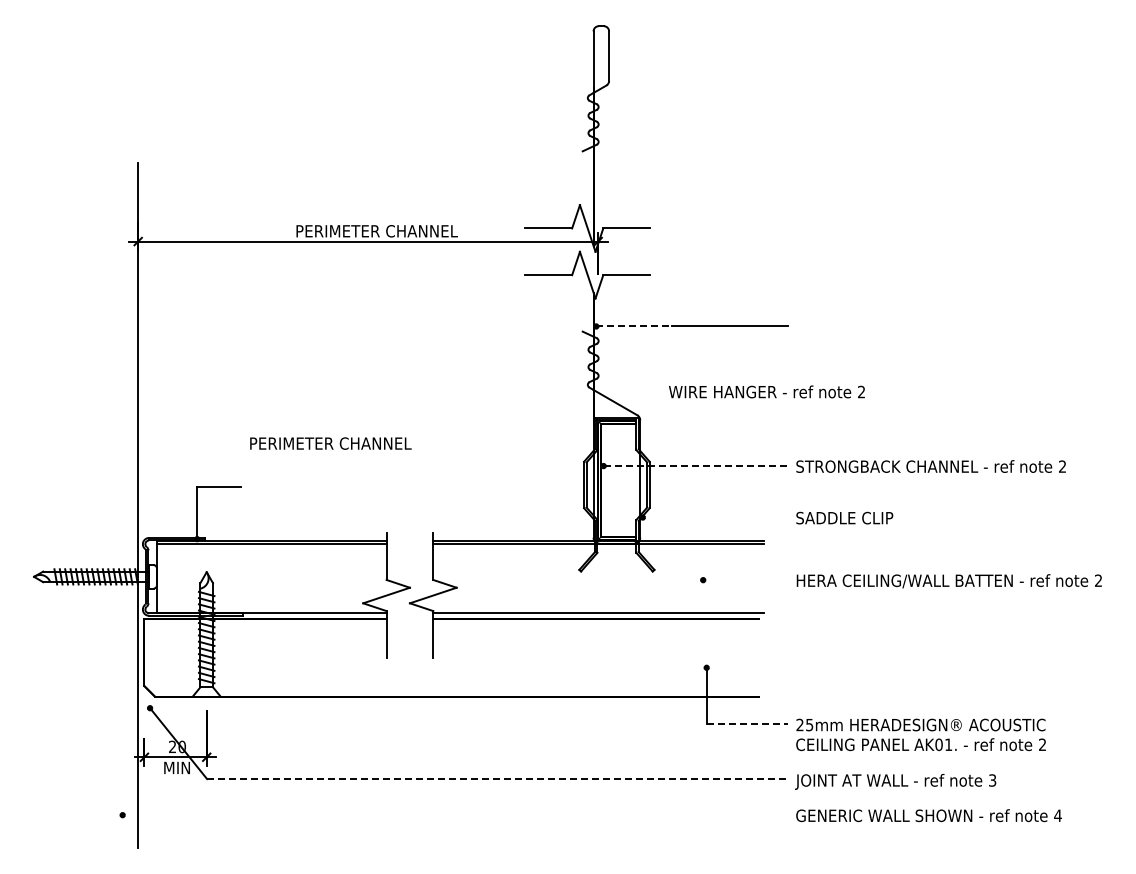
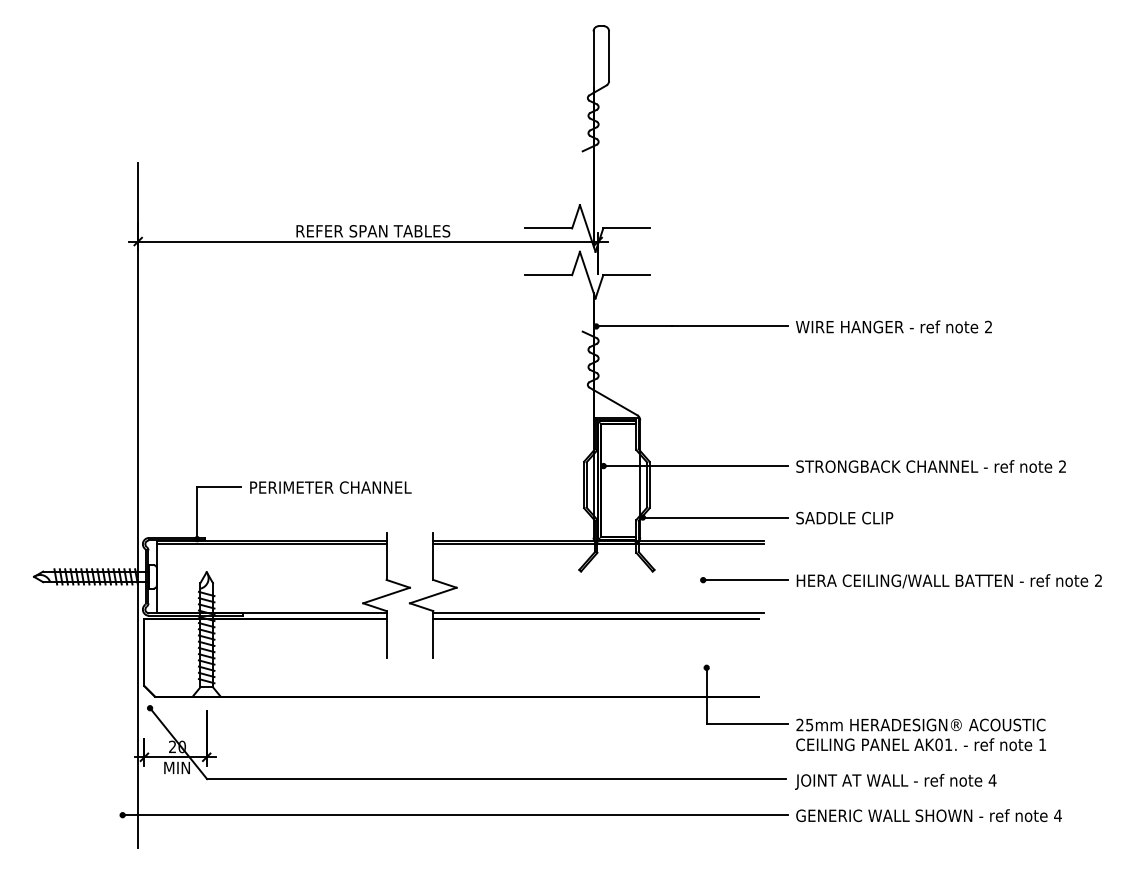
text: PERIMETER CHANNEL -> REFER SPAN TABLES (377, 231)
line: dashed -> solid (634, 326)
text position: (766, 391) -> (893, 326) (893, 326)
text position: (330, 443) -> (330, 487) (330, 487)
line: dashed -> solid (695, 466)
line: none -> present (714, 517)
line: none -> present (745, 580)
line: dashed -> solid (747, 724)
text: 2 -> 1 (1042, 744)
line: dashed -> solid (496, 779)
text: 3 -> 4 (992, 780)
line: none -> present (454, 815)
